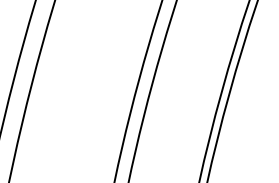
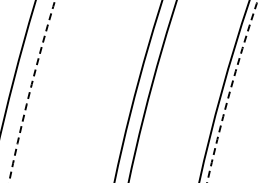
arc: solid -> dashed (30, 90)
arc: solid -> dashed (230, 91)
